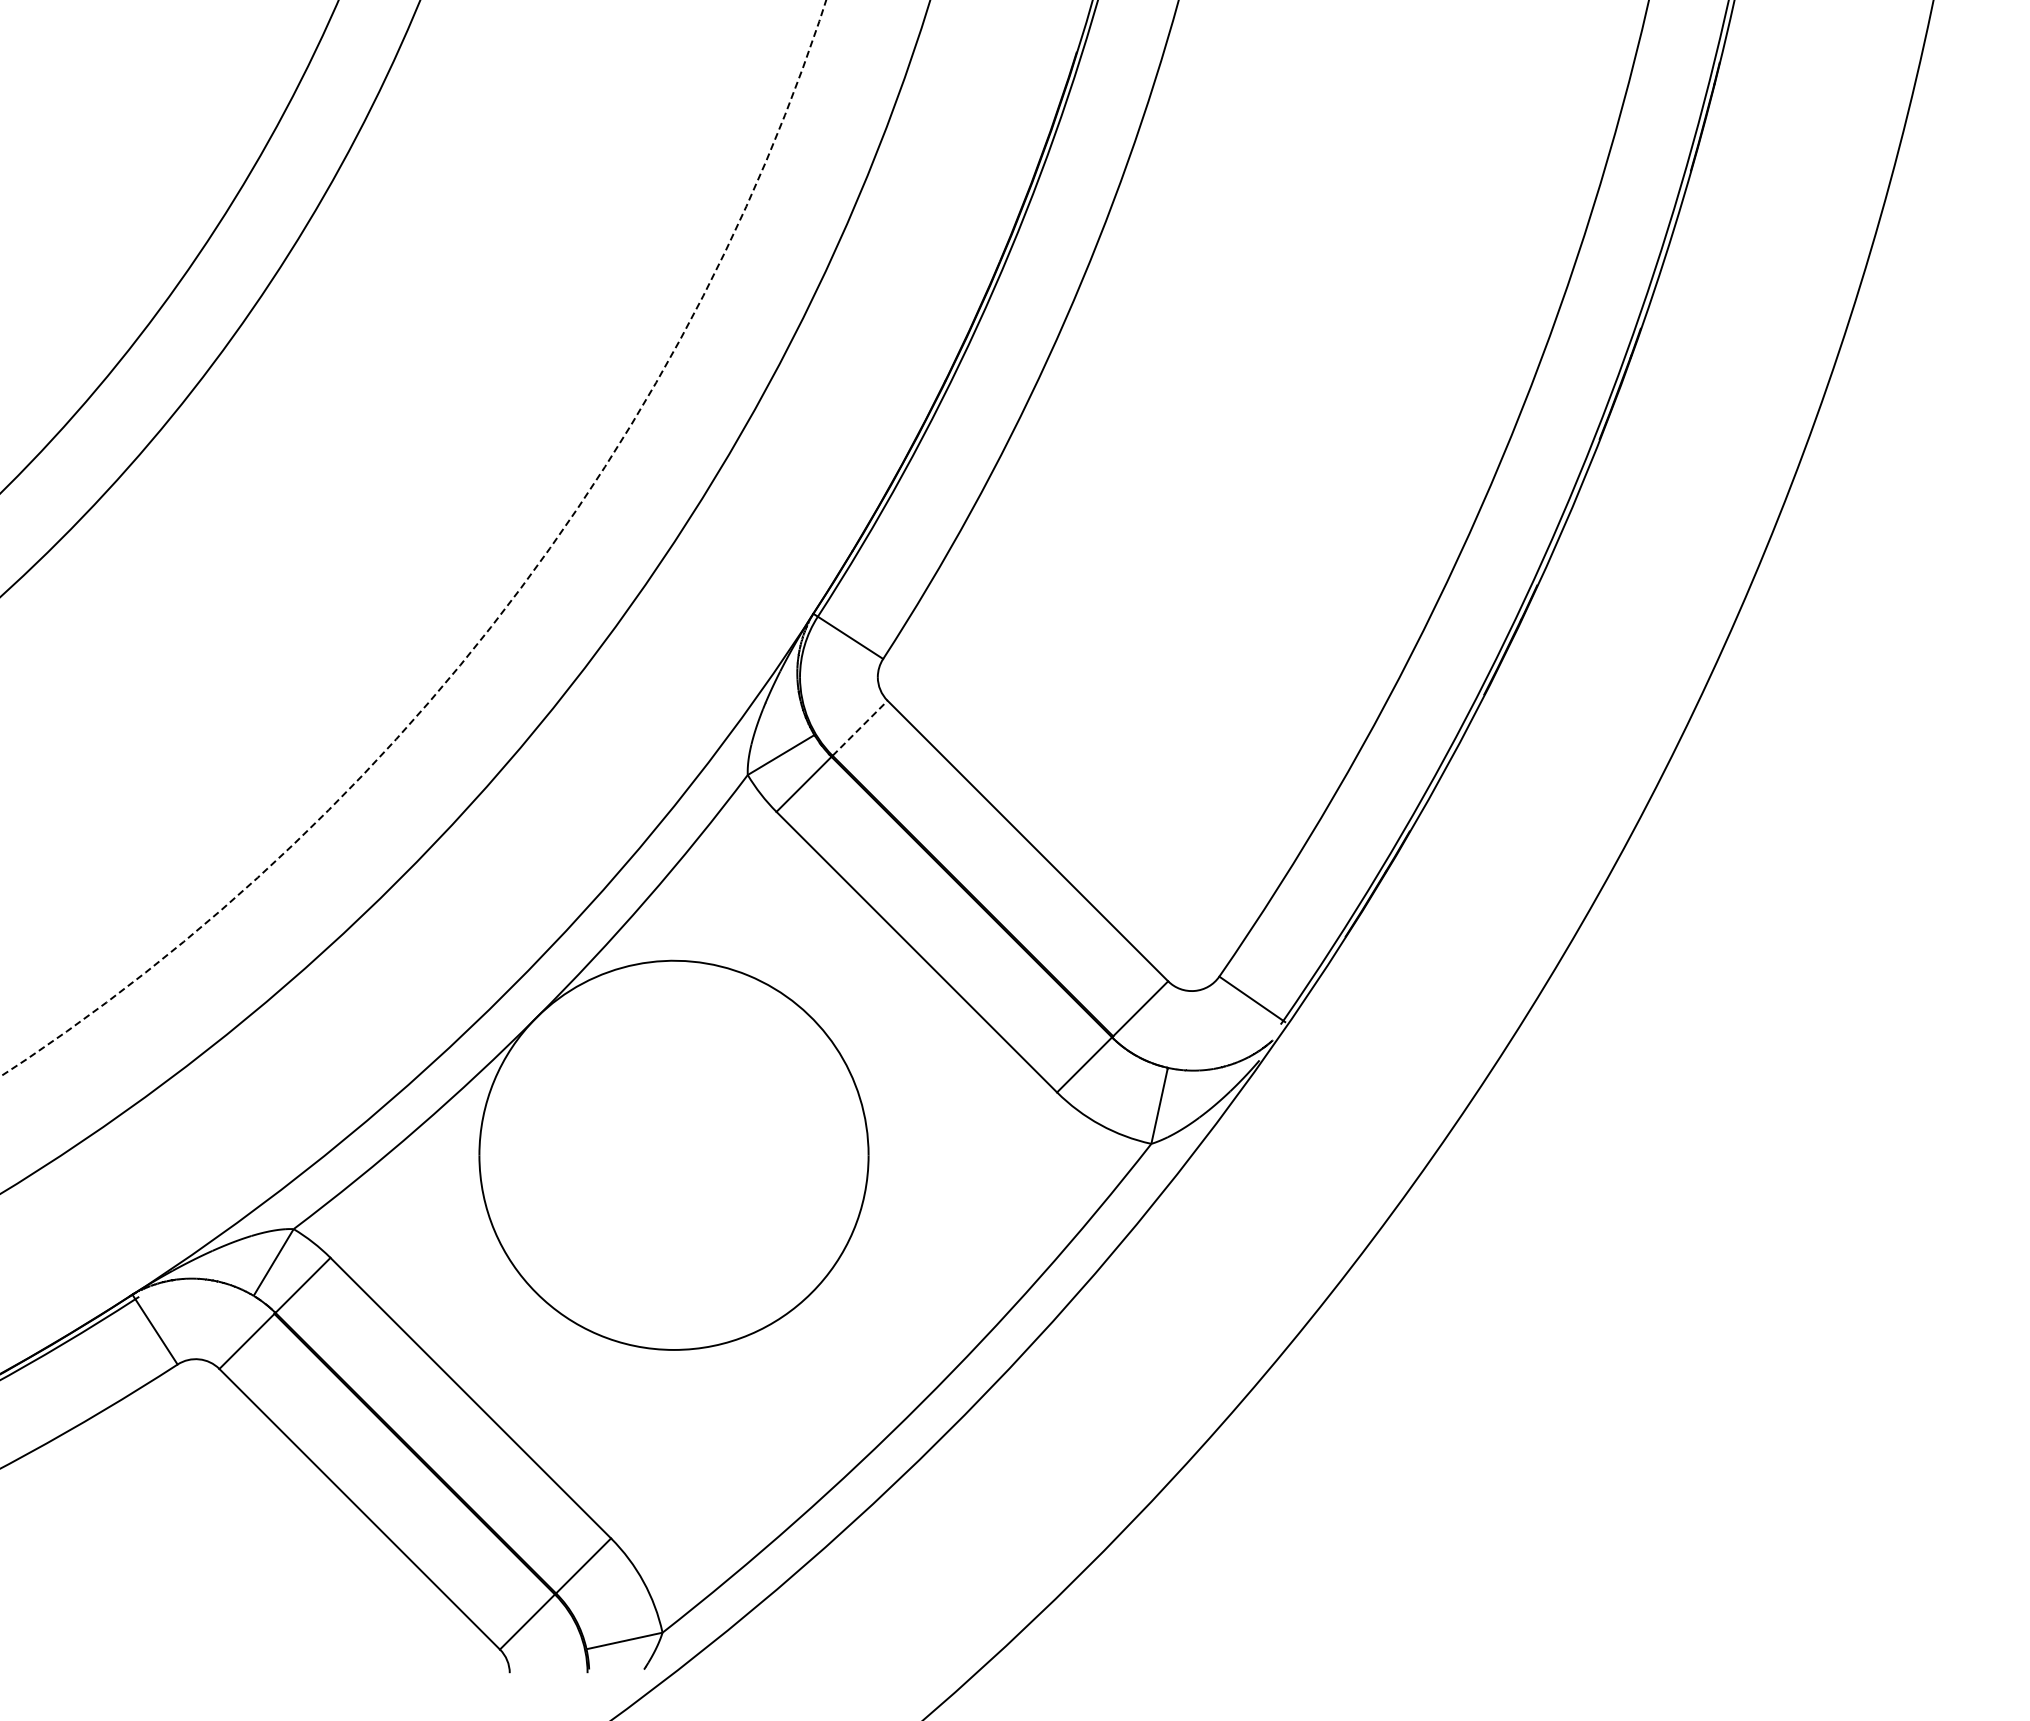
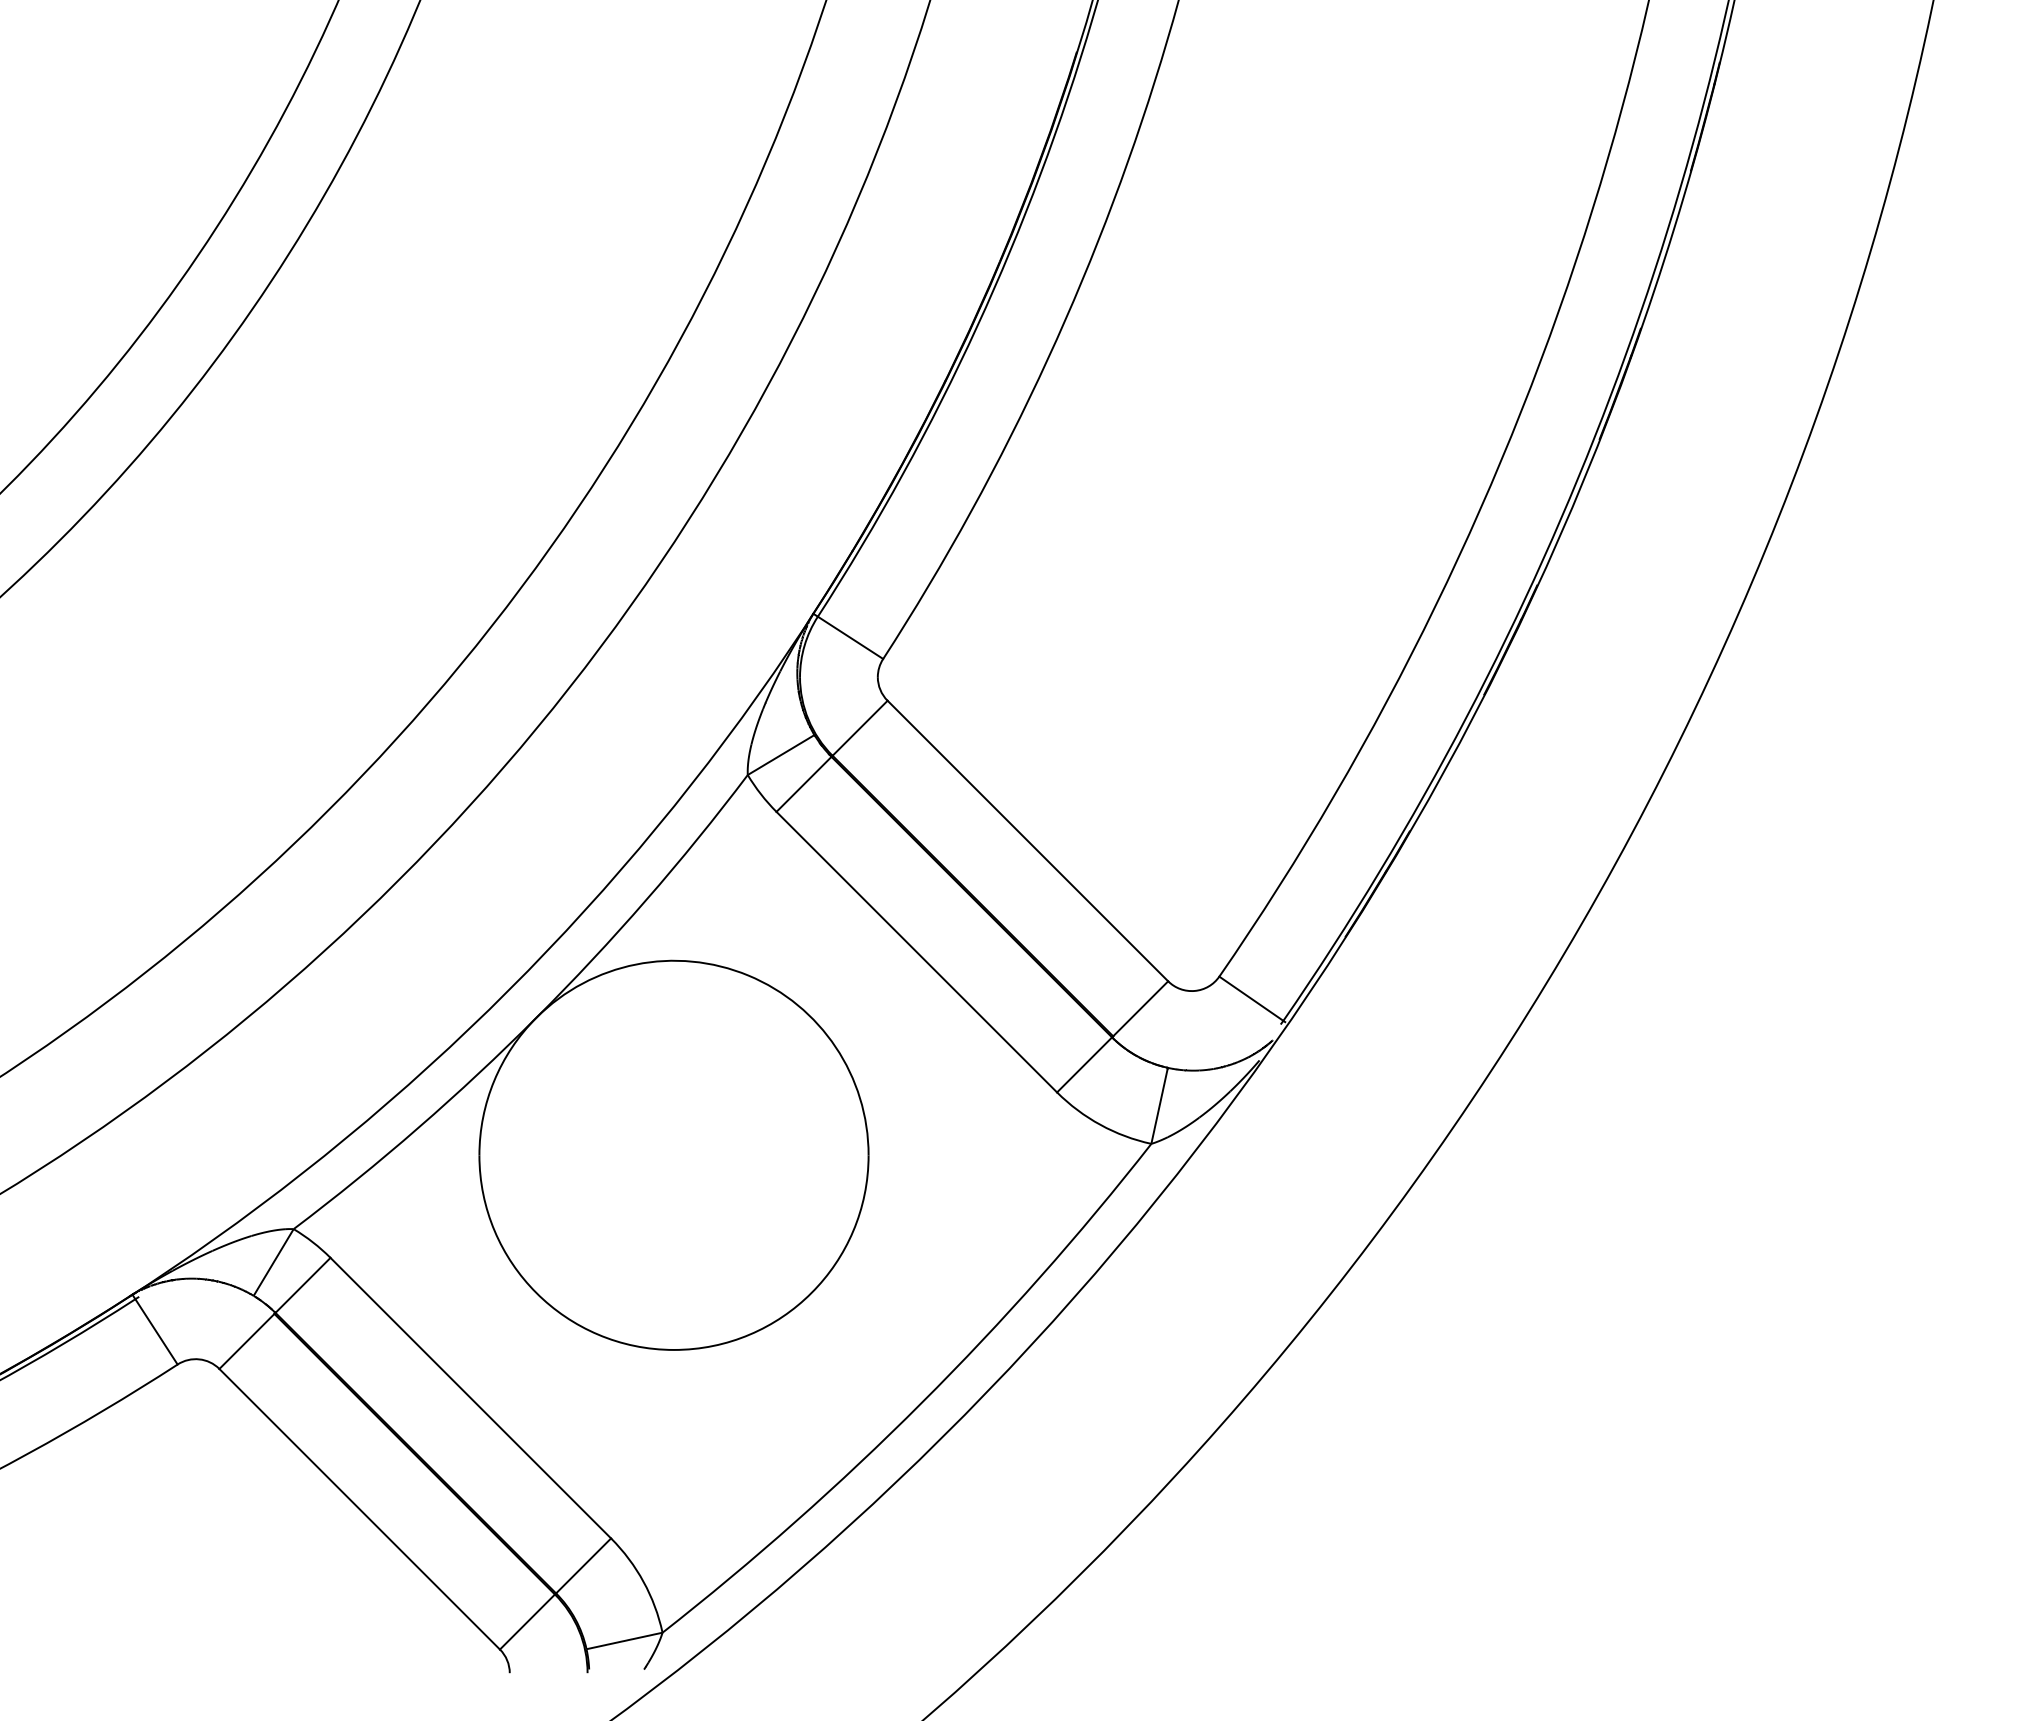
arc: dashed -> solid (503, 610)
line: dashed -> solid (860, 728)
